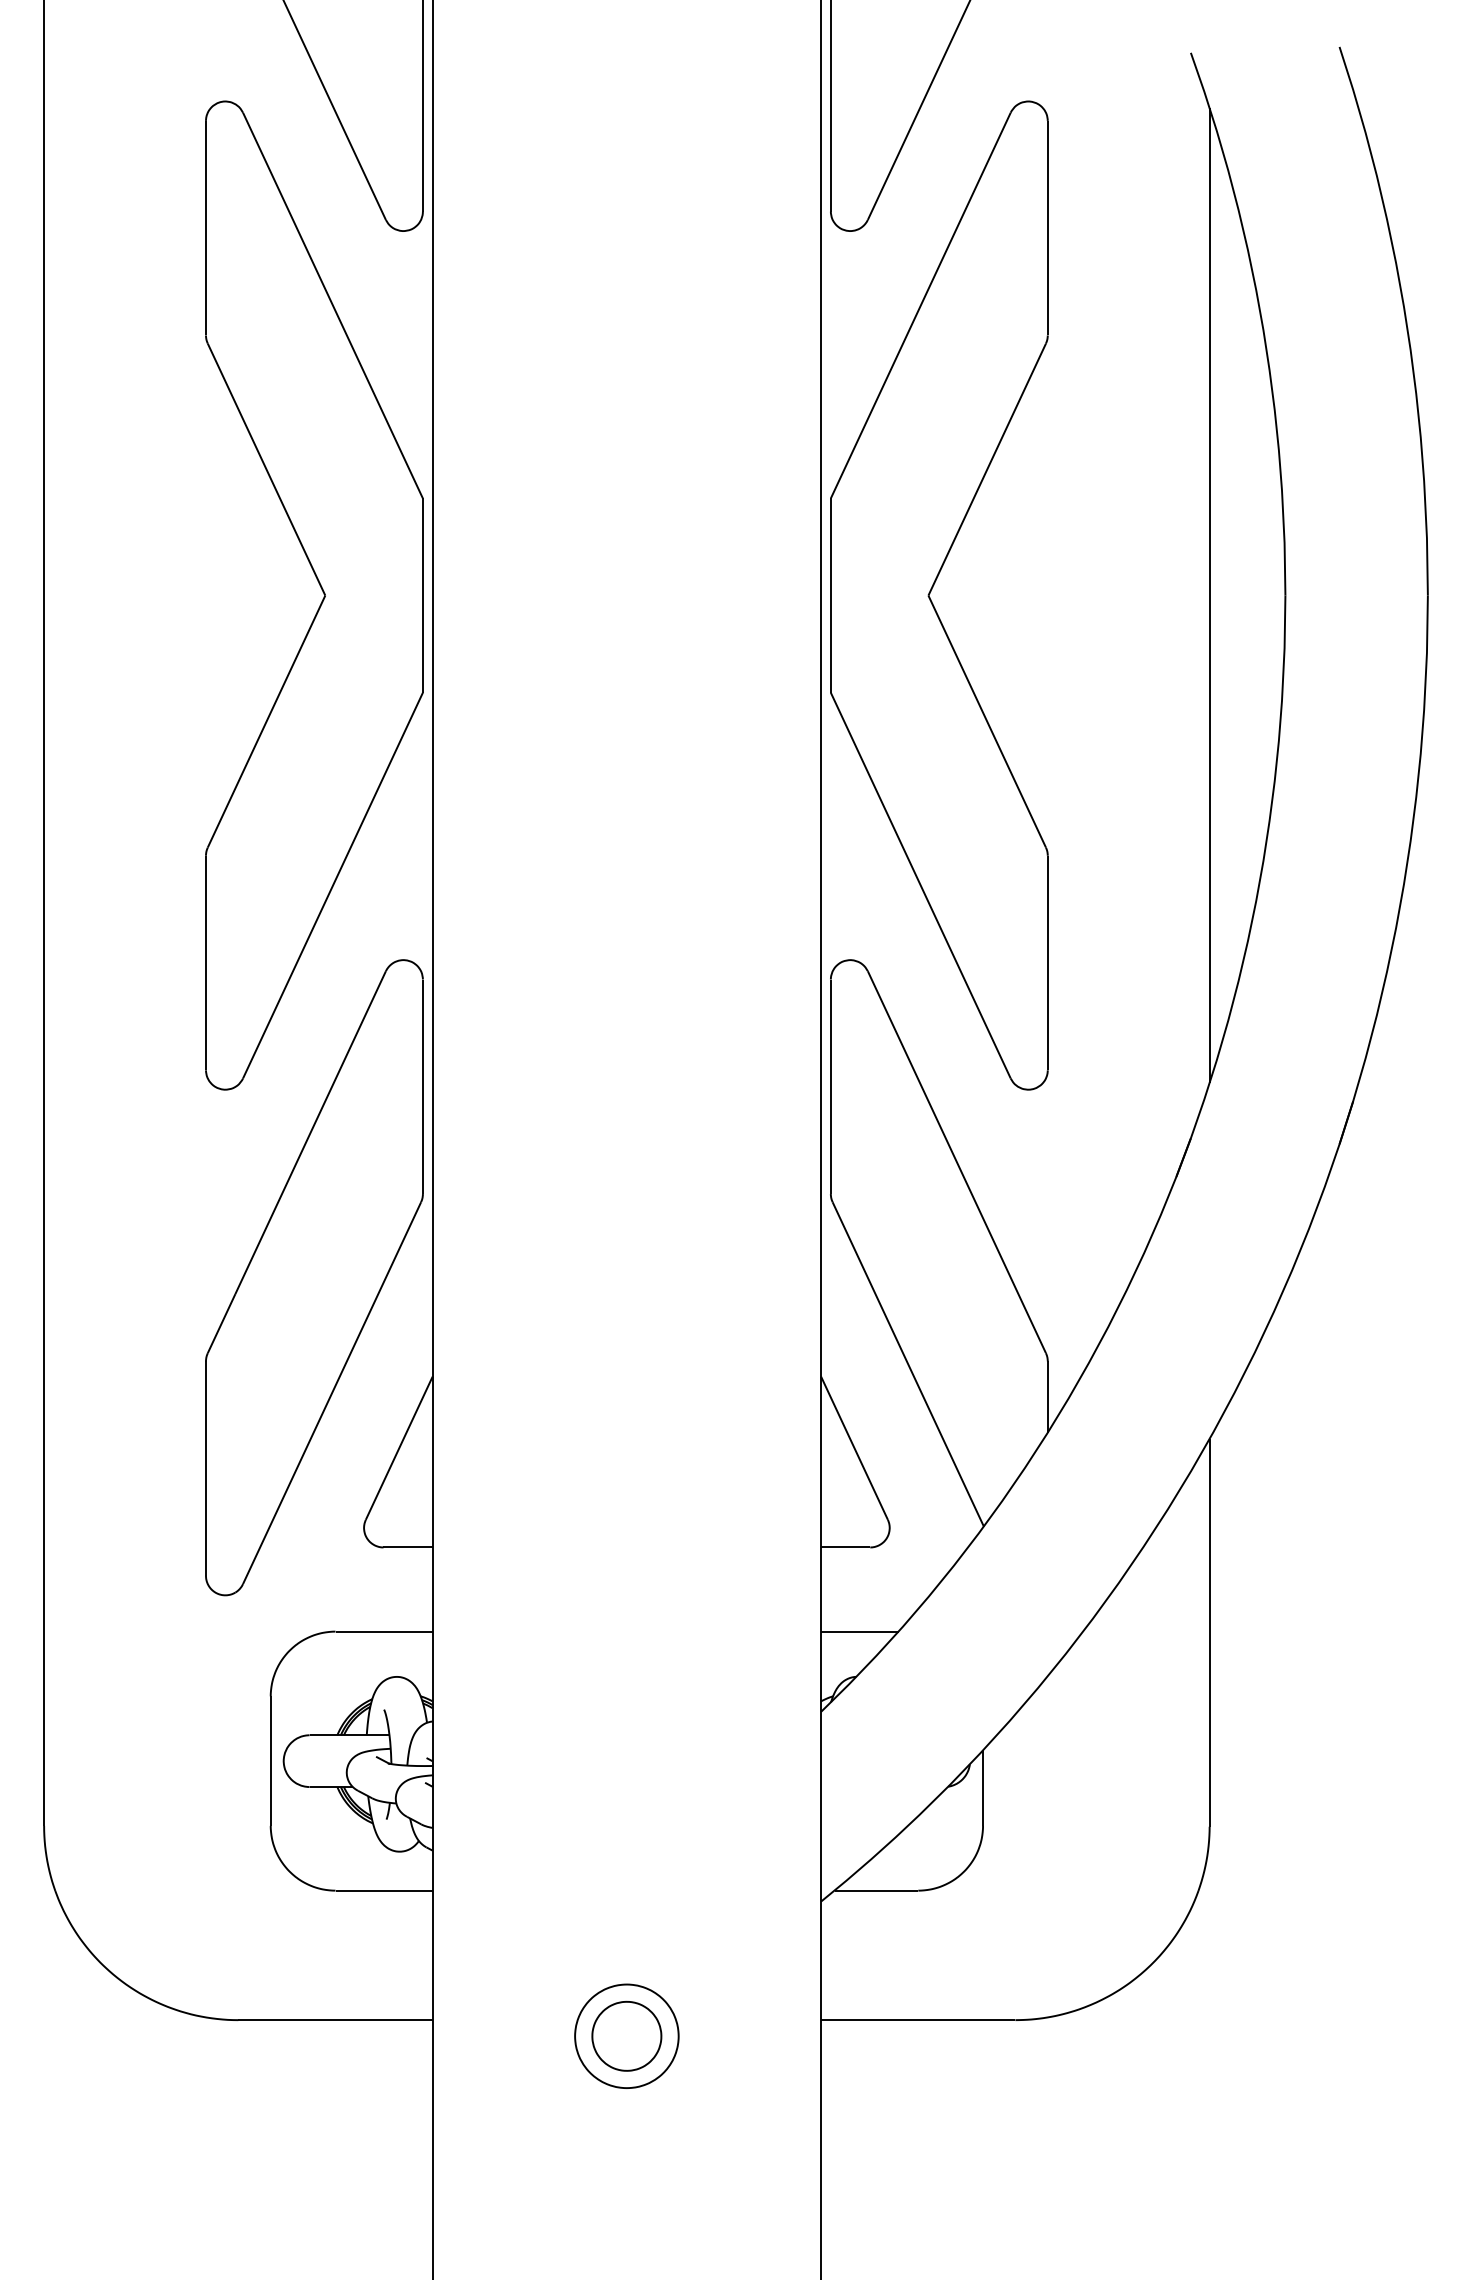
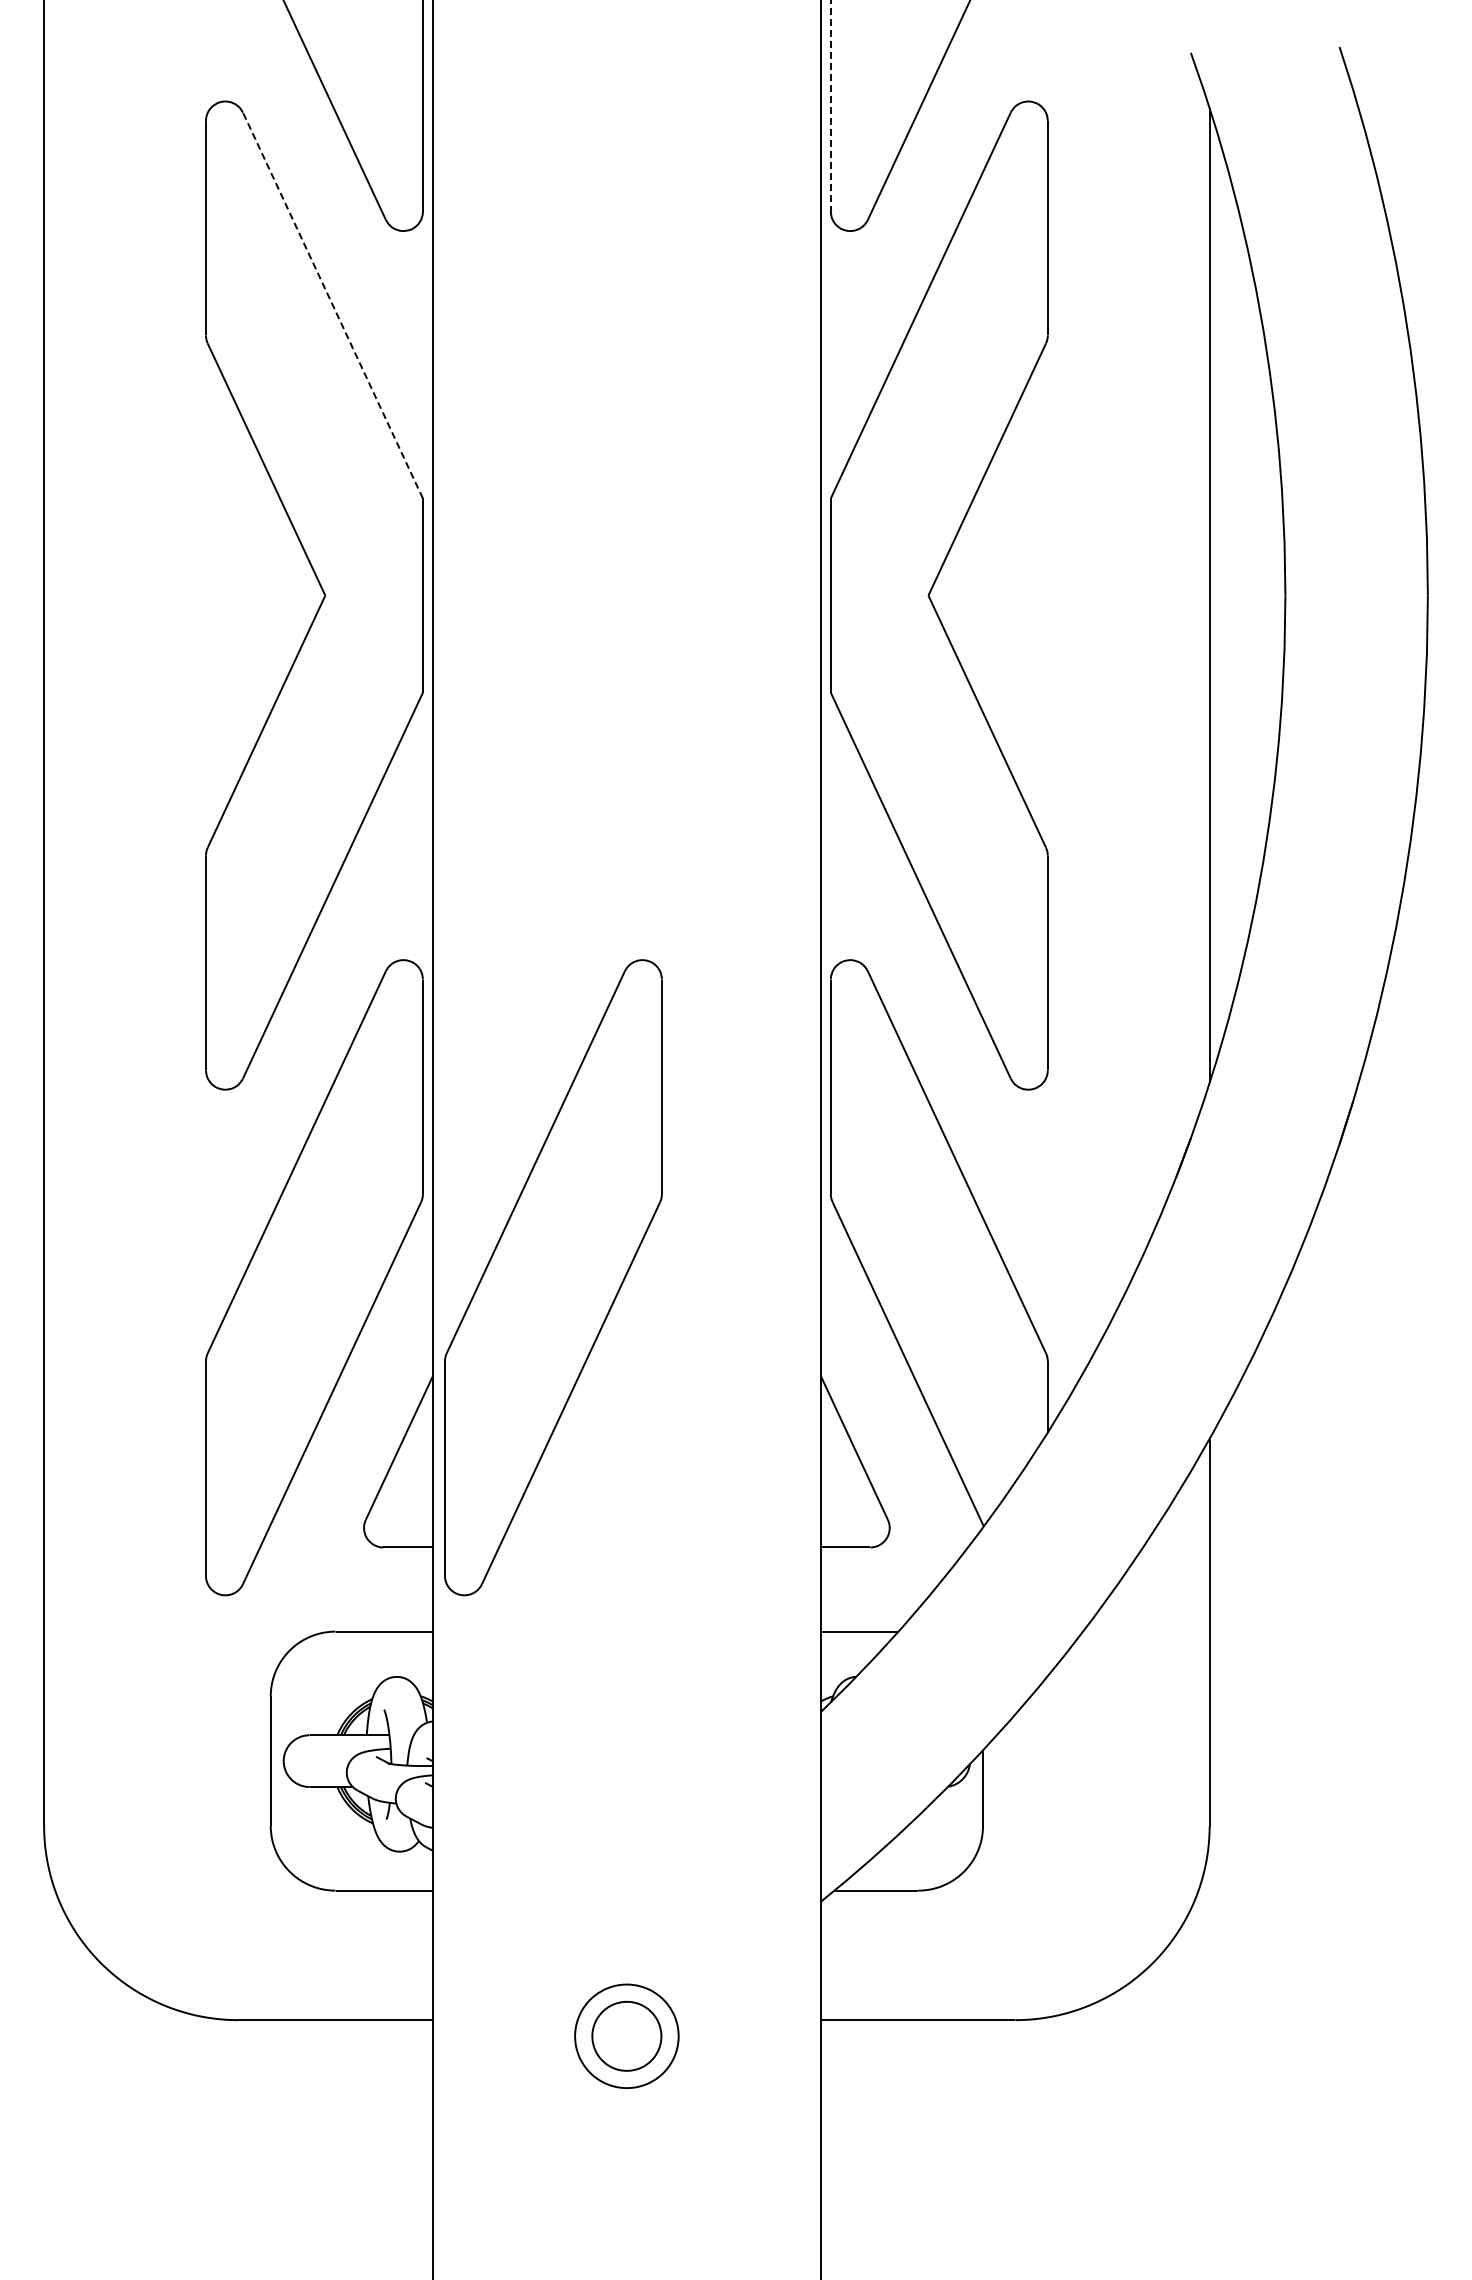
line: solid -> dashed (830, 105)
line: solid -> dashed (332, 305)
part: none -> present (553, 1277)
